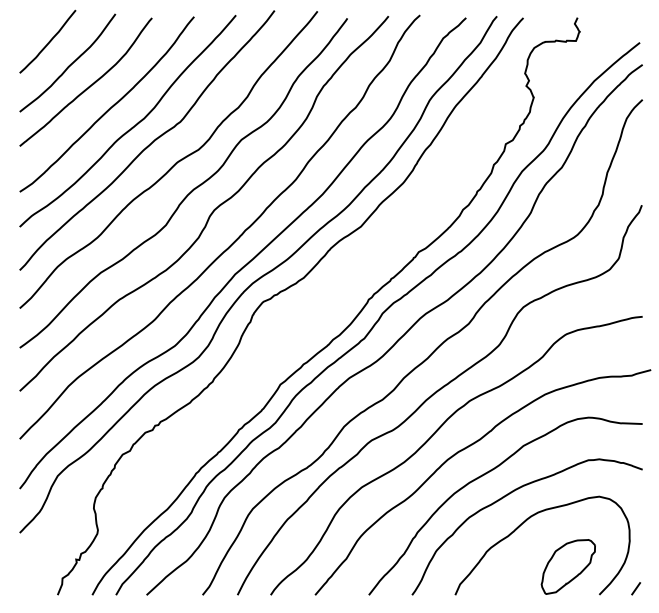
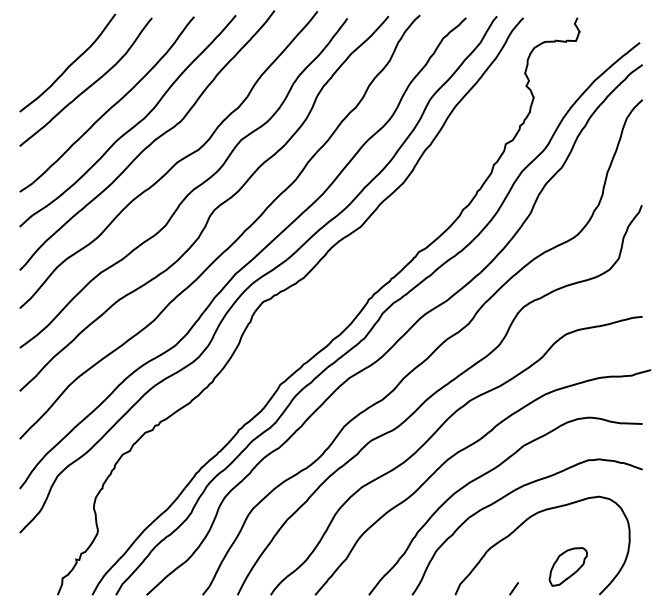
curve: present -> none (48, 41)
part size: 56x56 px -> 40x40 px (567, 566)
line position: (635, 588) -> (513, 588) (513, 588)
